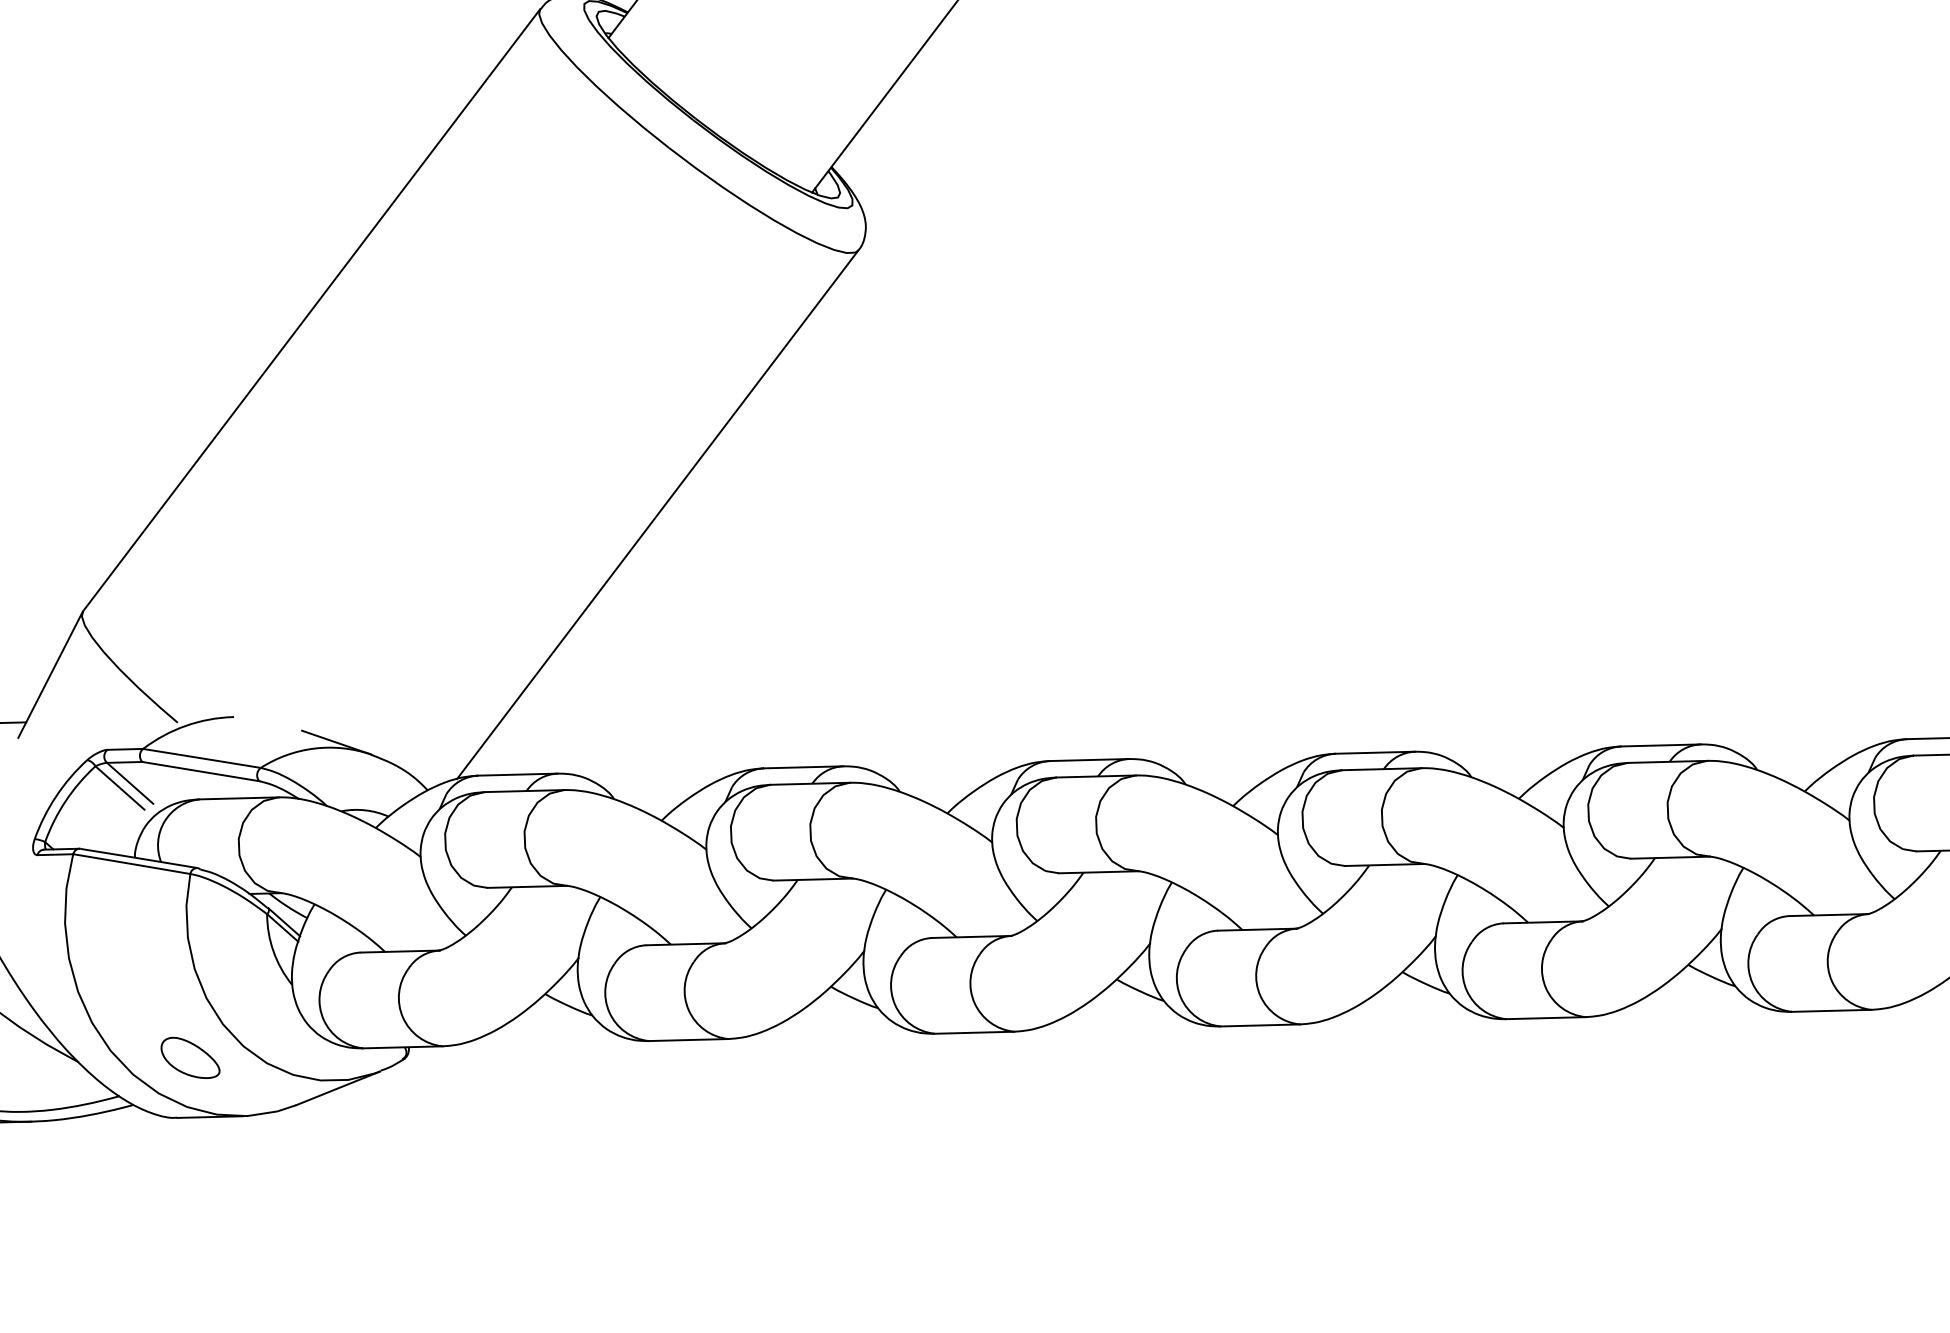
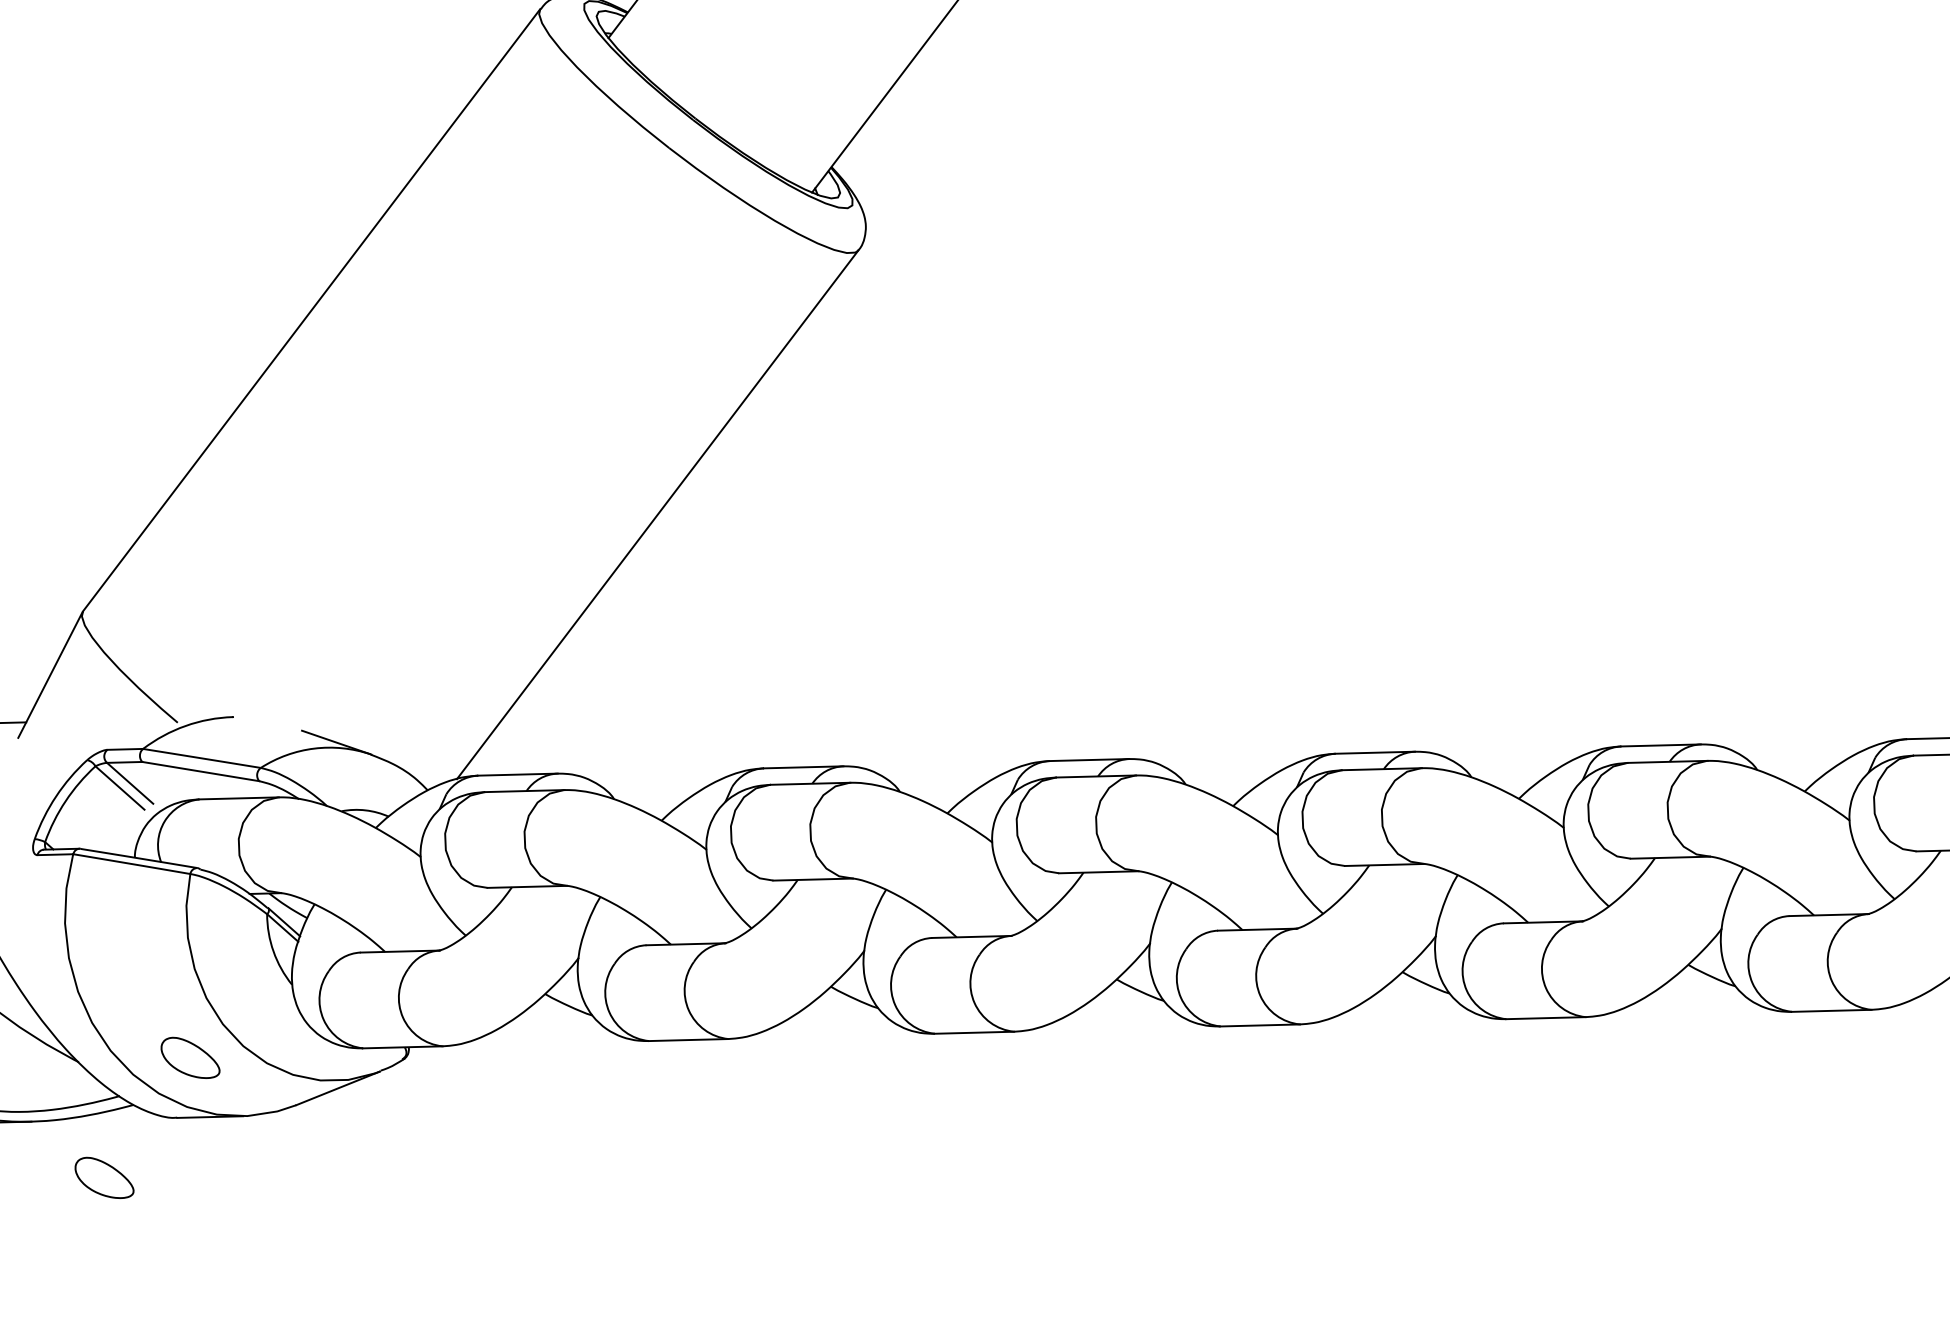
part: none -> present (104, 1177)
